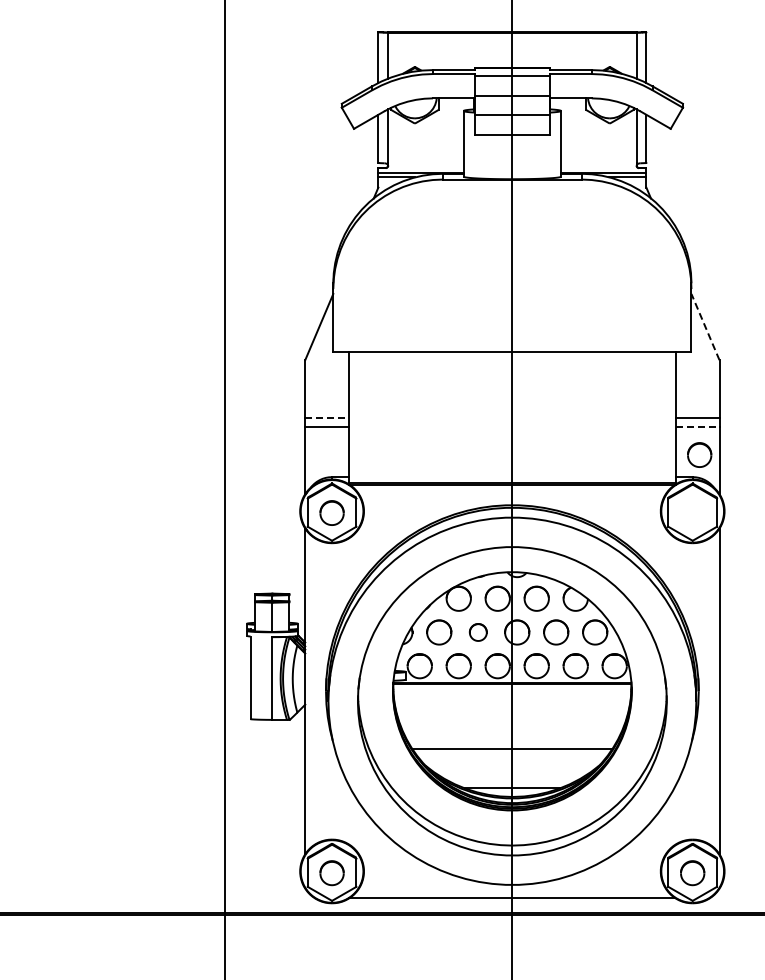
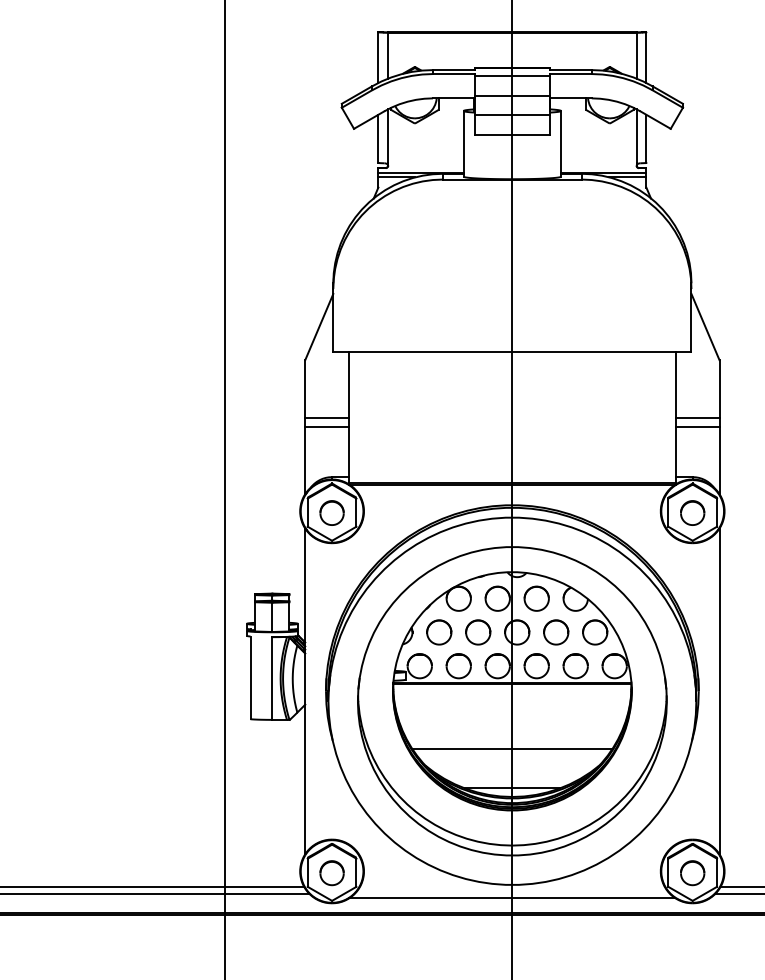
line: dashed -> solid (705, 327)
line: dashed -> solid (327, 418)
line: dashed -> solid (697, 426)
part position: (699, 454) -> (692, 512) (692, 512)
part size: 20x19 px -> 27x27 px (478, 632)
line: none -> present (153, 886)
line: none -> present (740, 886)
line: none -> present (155, 893)
line: none -> present (738, 893)
